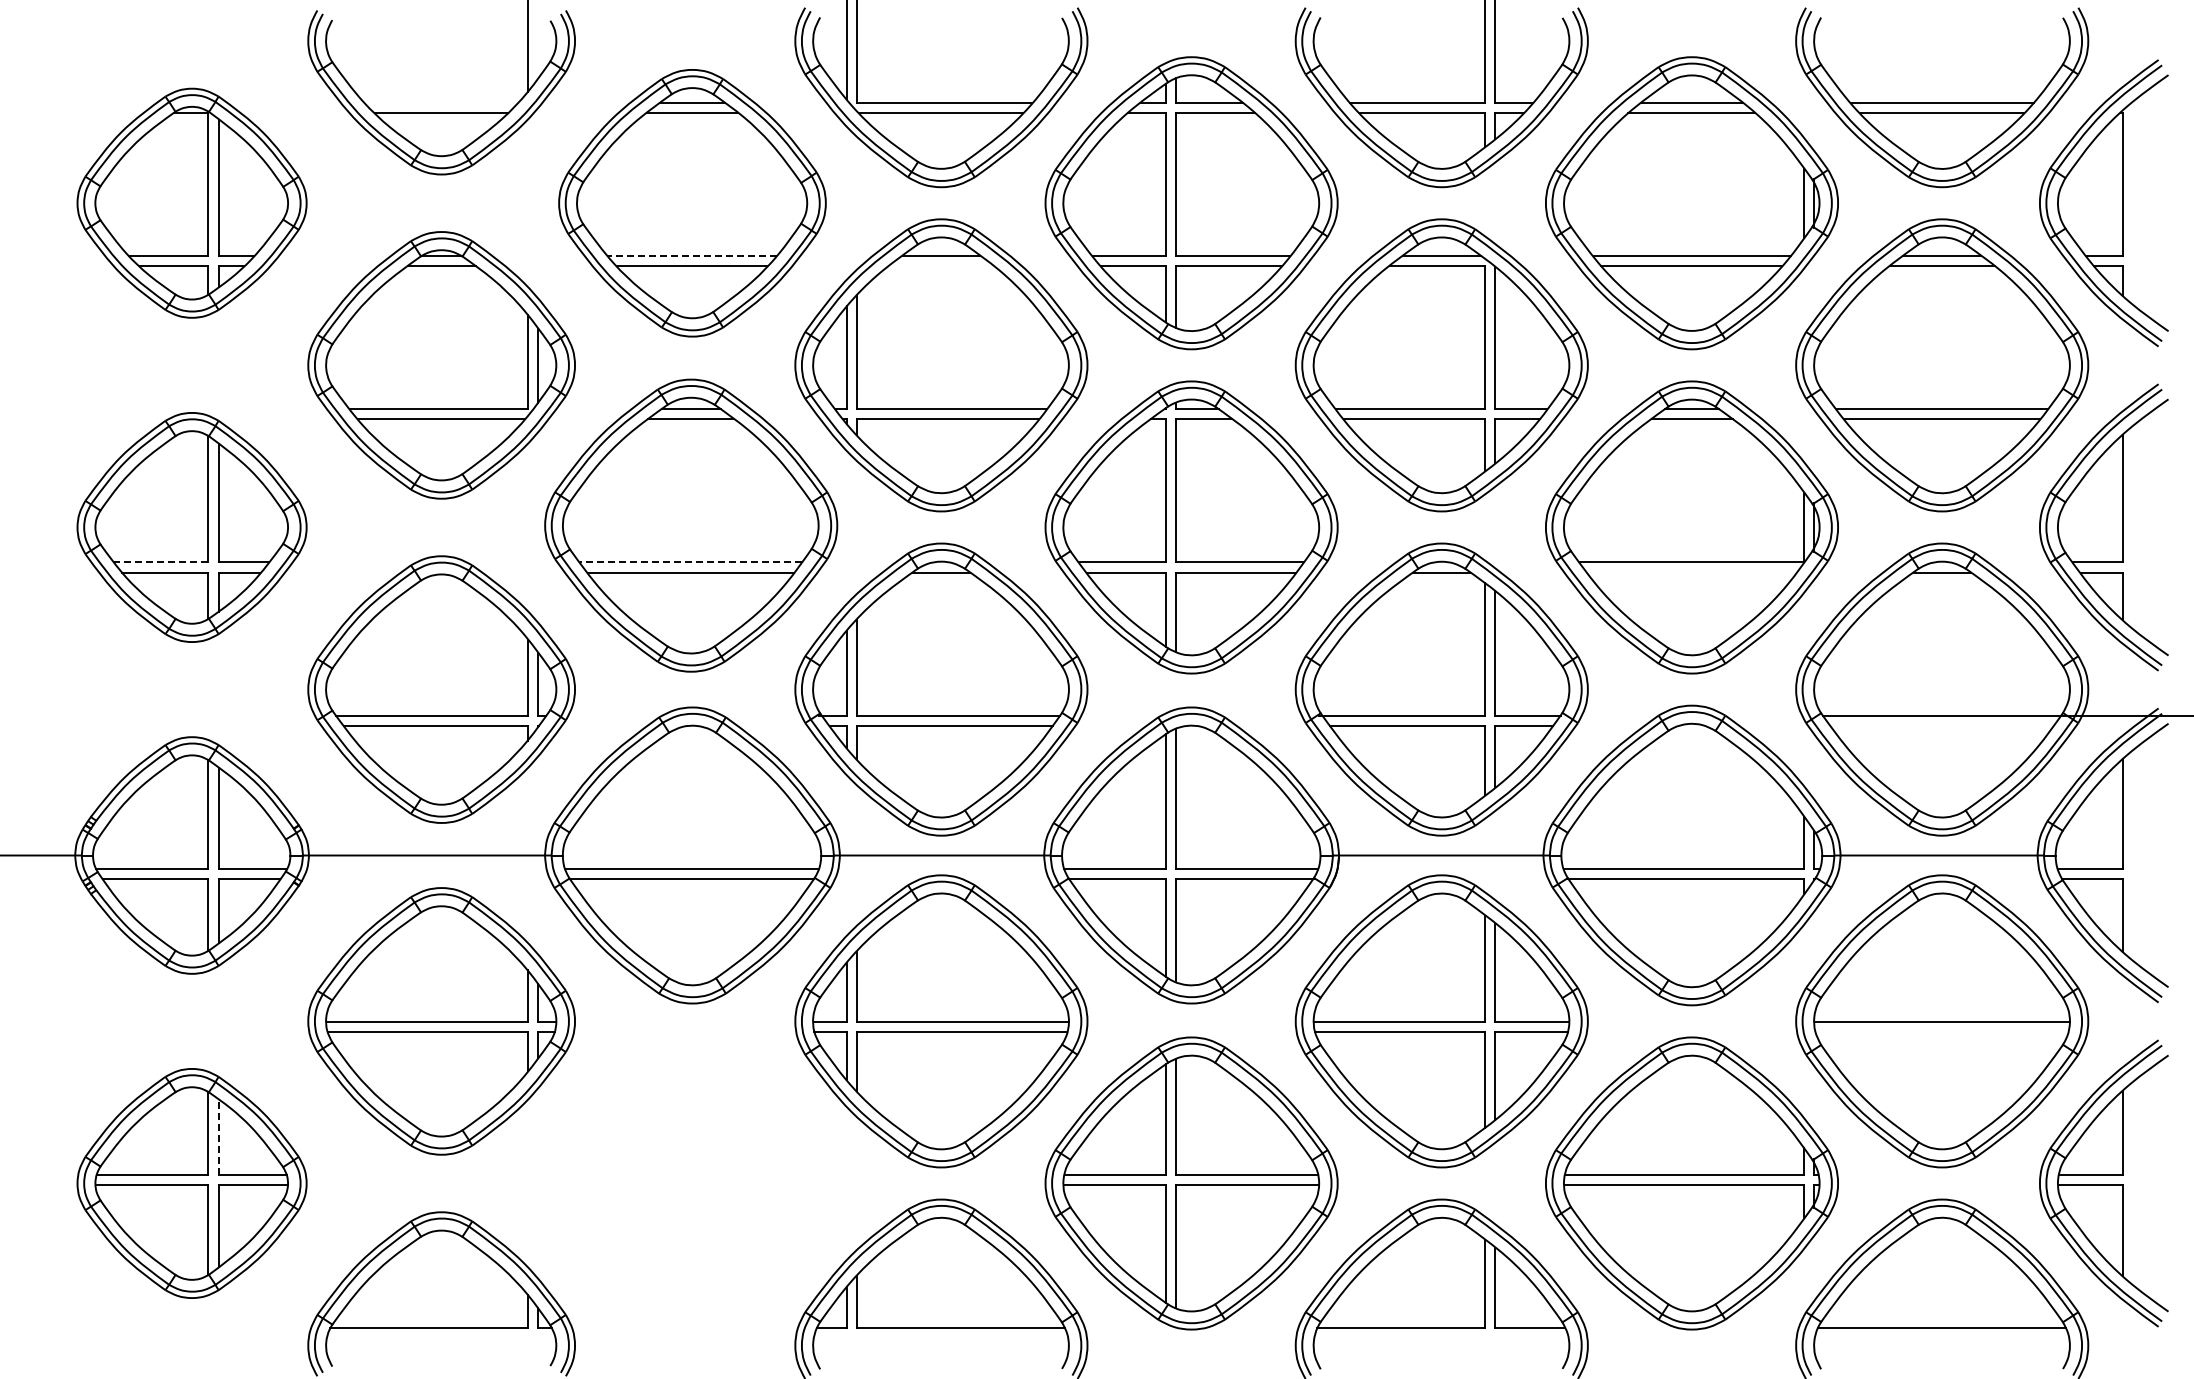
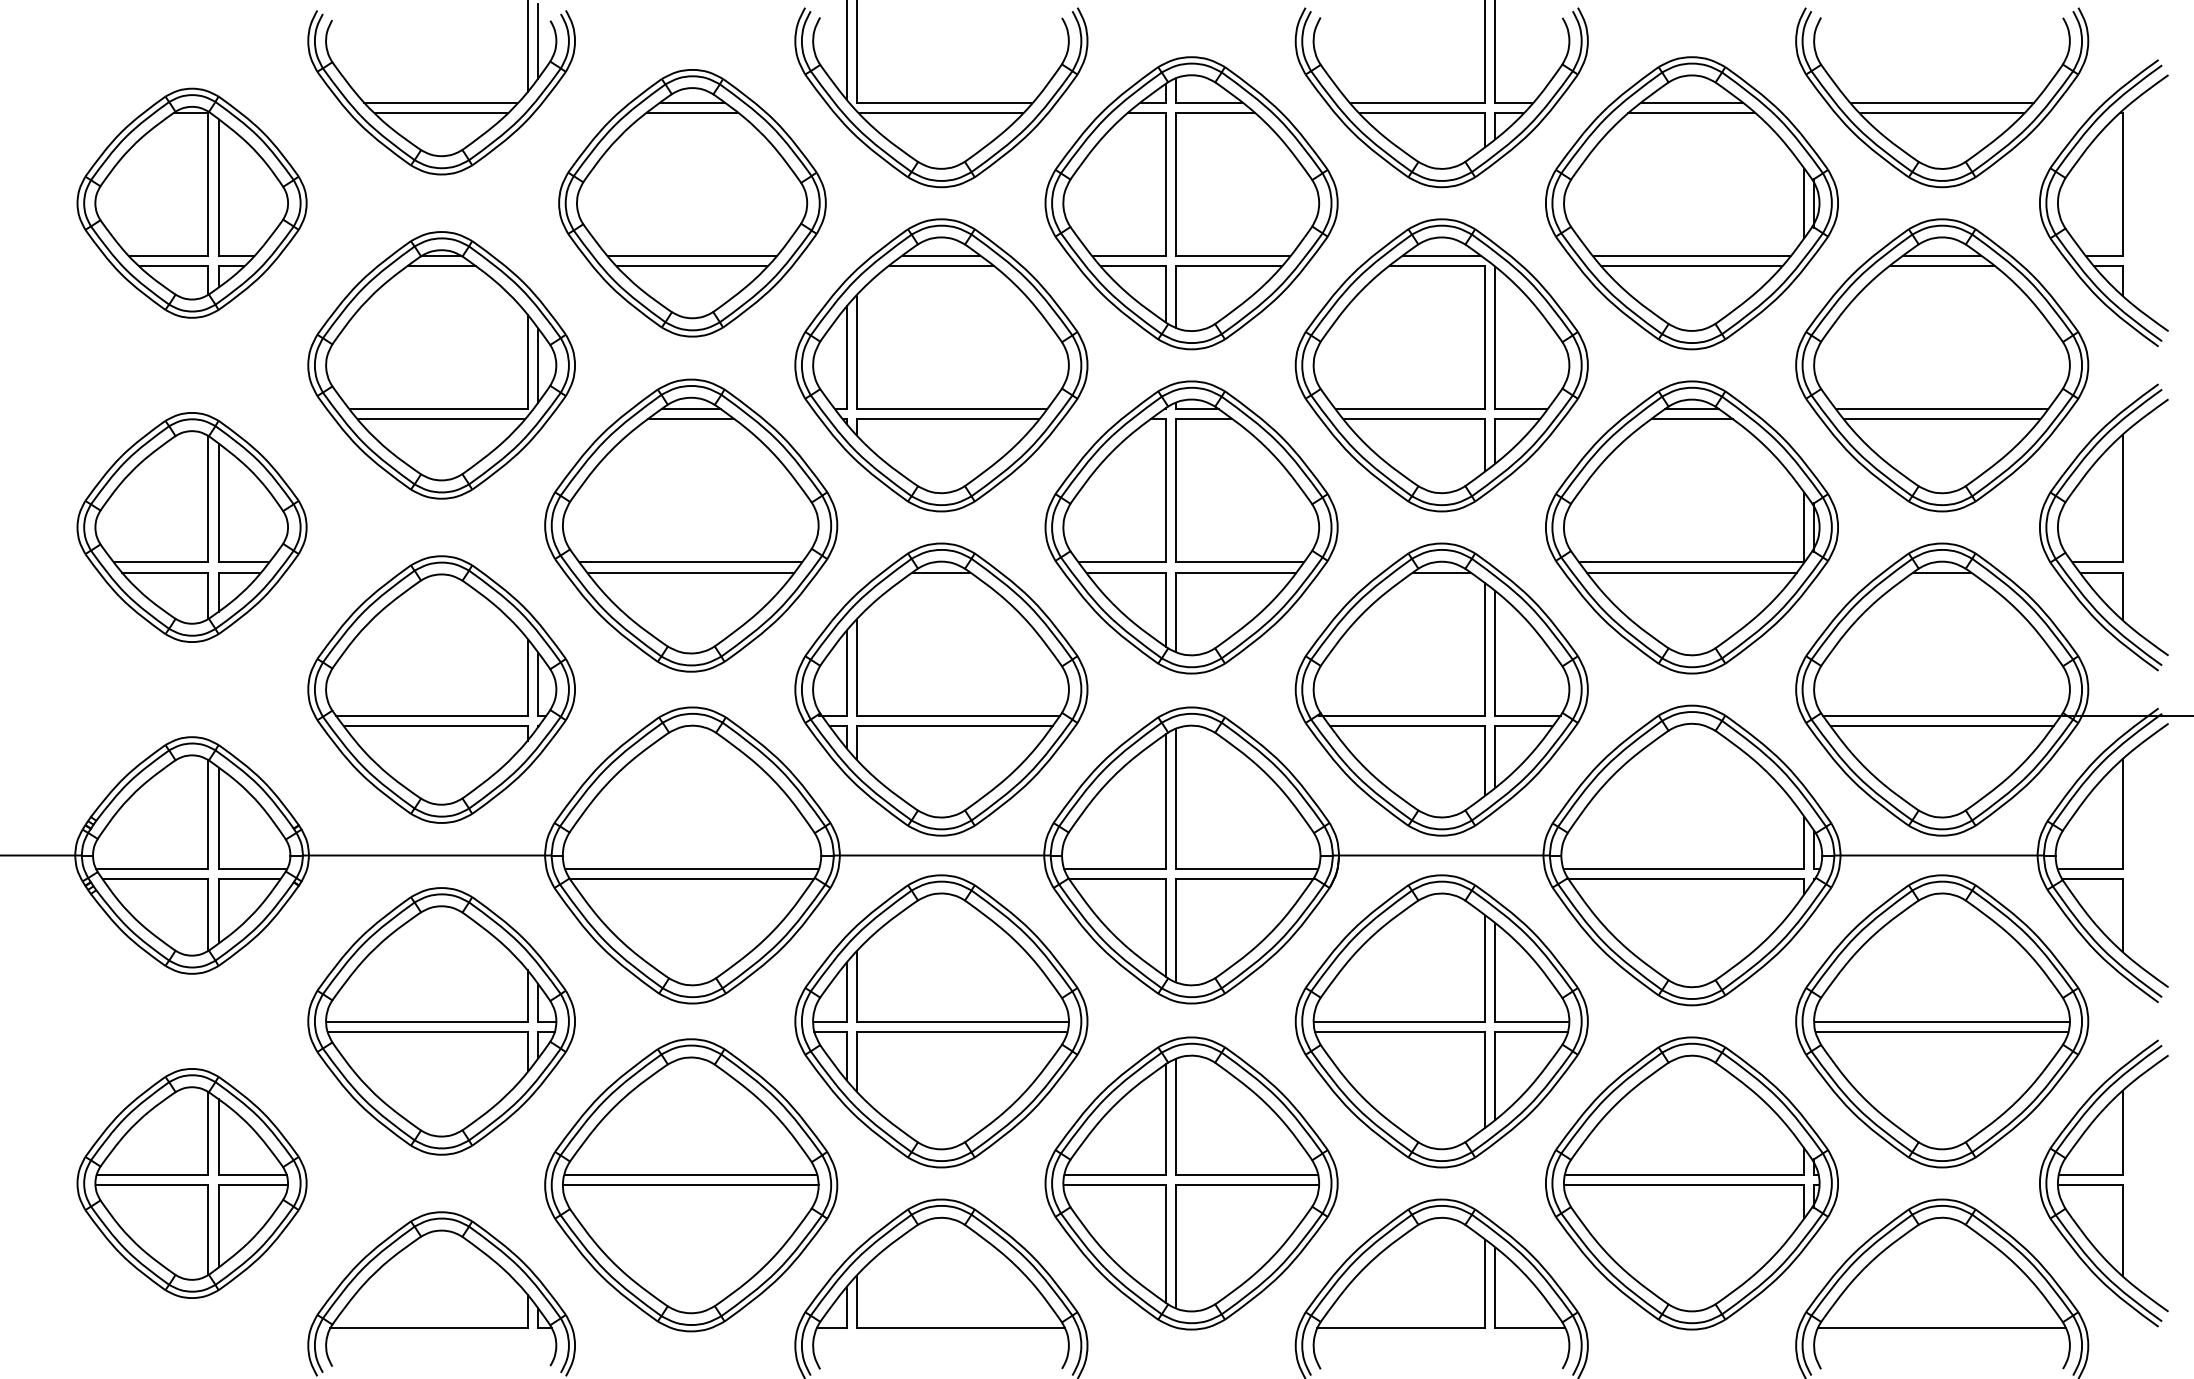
line: none -> present (537, 41)
line: none -> present (440, 102)
line: dashed -> solid (691, 256)
line: none -> present (941, 266)
line: dashed -> solid (161, 562)
line: dashed -> solid (690, 562)
line: none -> present (1691, 572)
line: none -> present (1941, 725)
line: none -> present (1941, 1032)
line: dashed -> solid (218, 1137)
part: none -> present (691, 1185)
